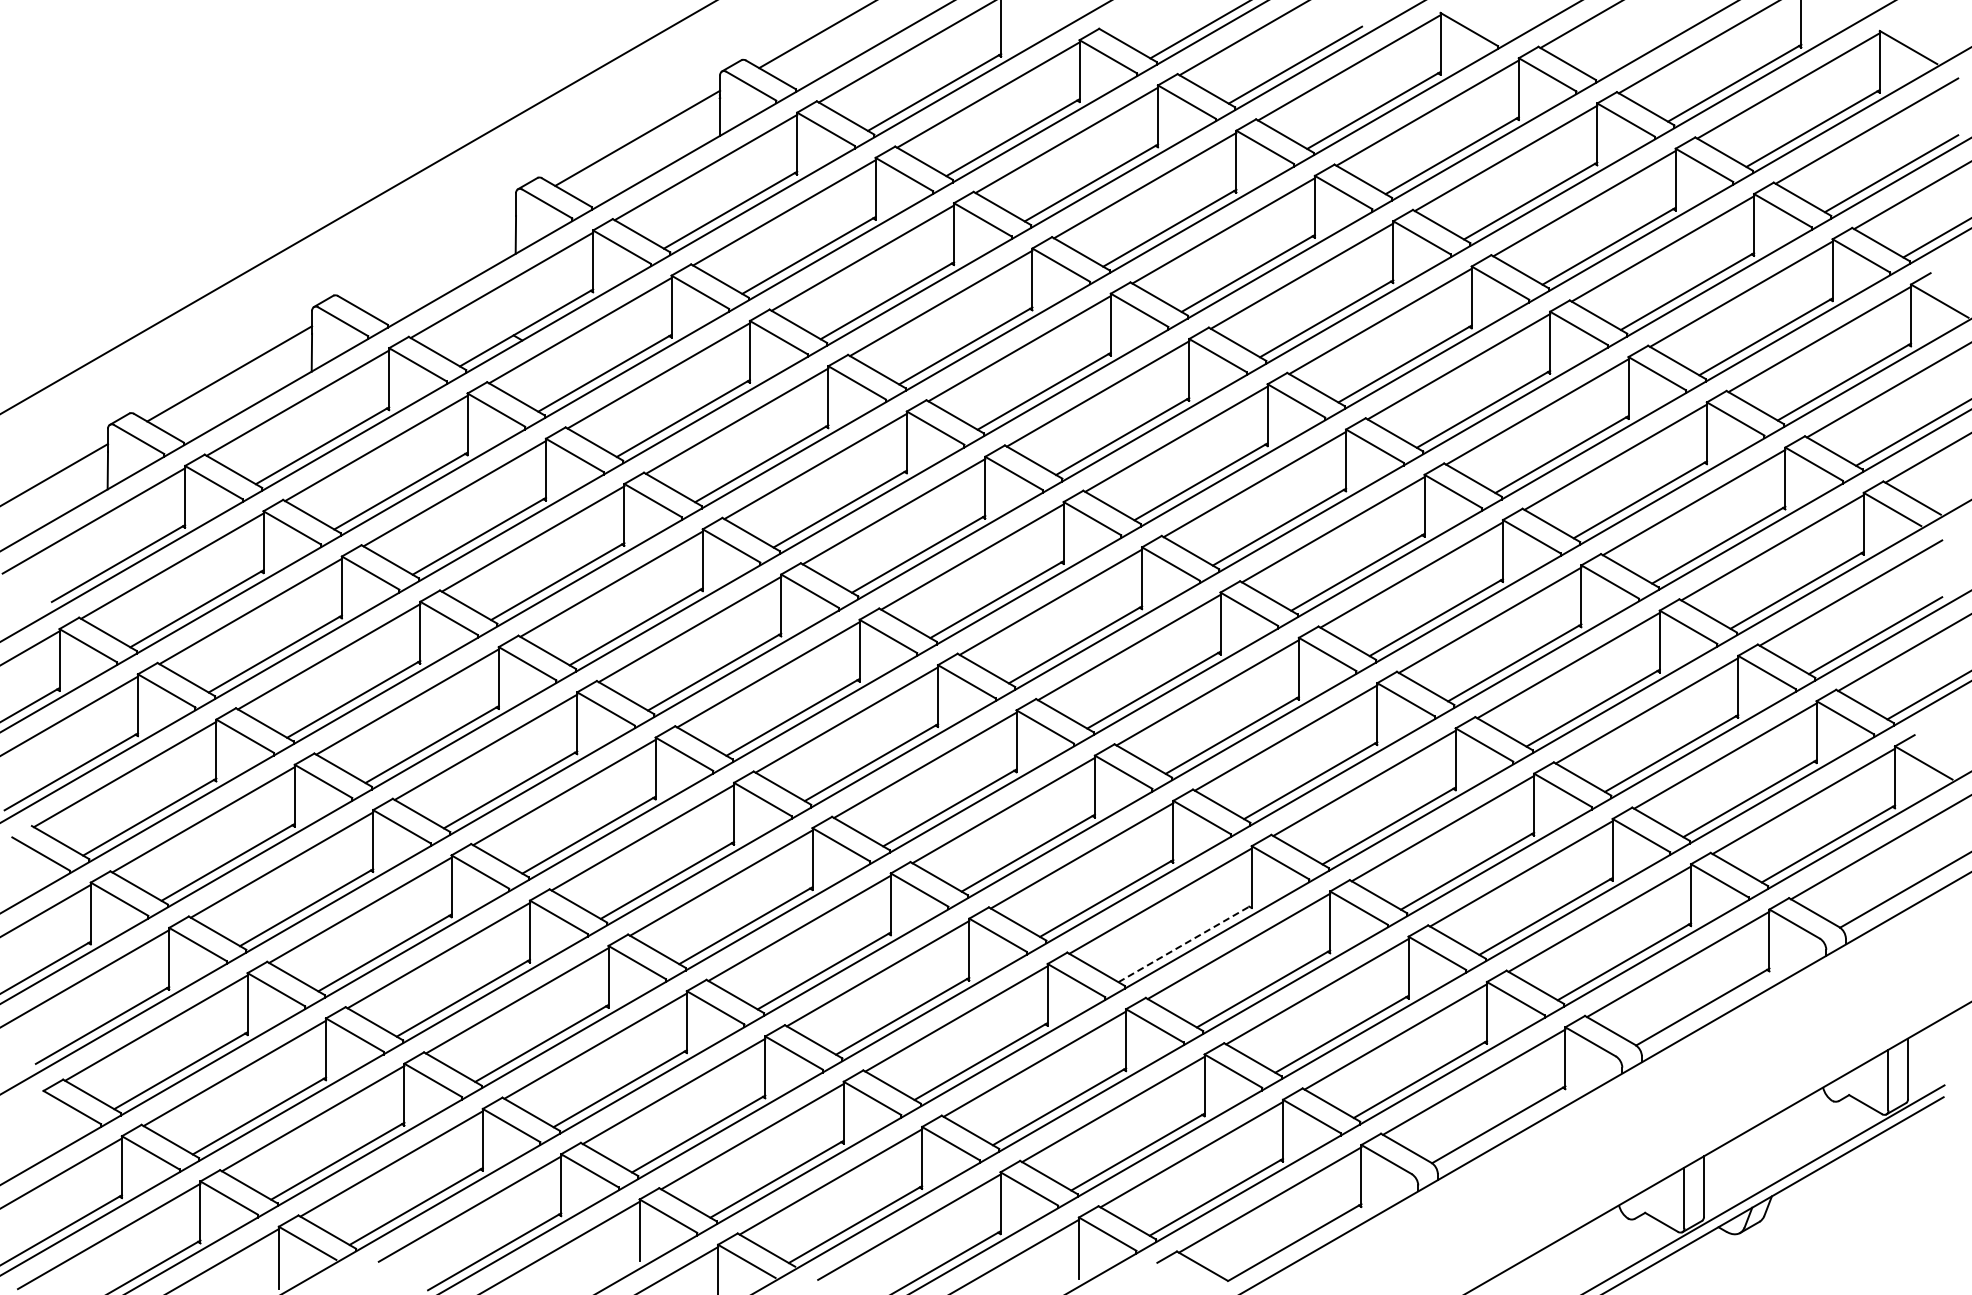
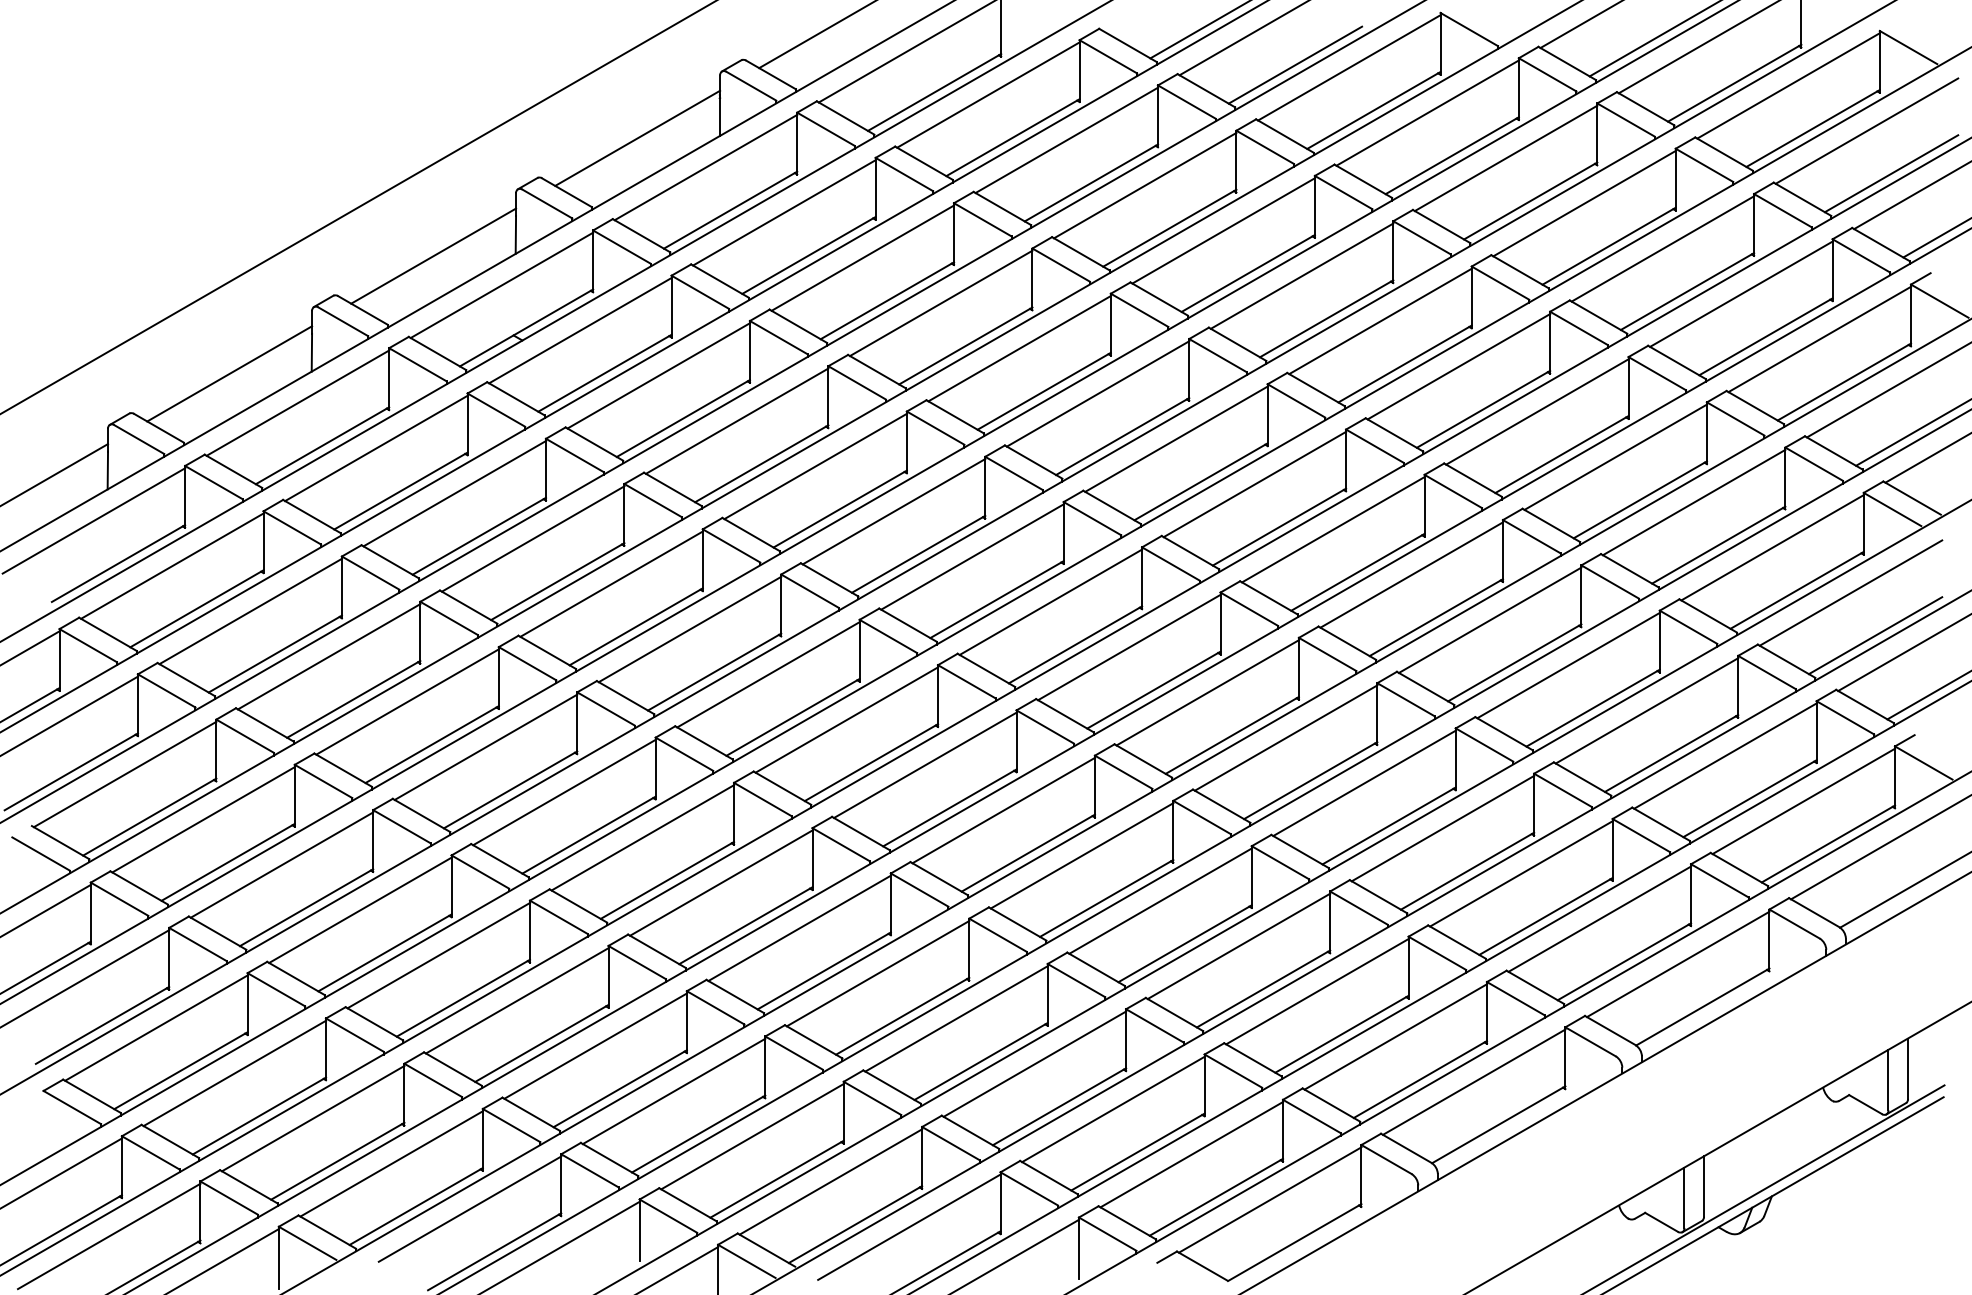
line: none -> present (1653, 39)
line: none -> present (433, 255)
line: dashed -> solid (1185, 943)
